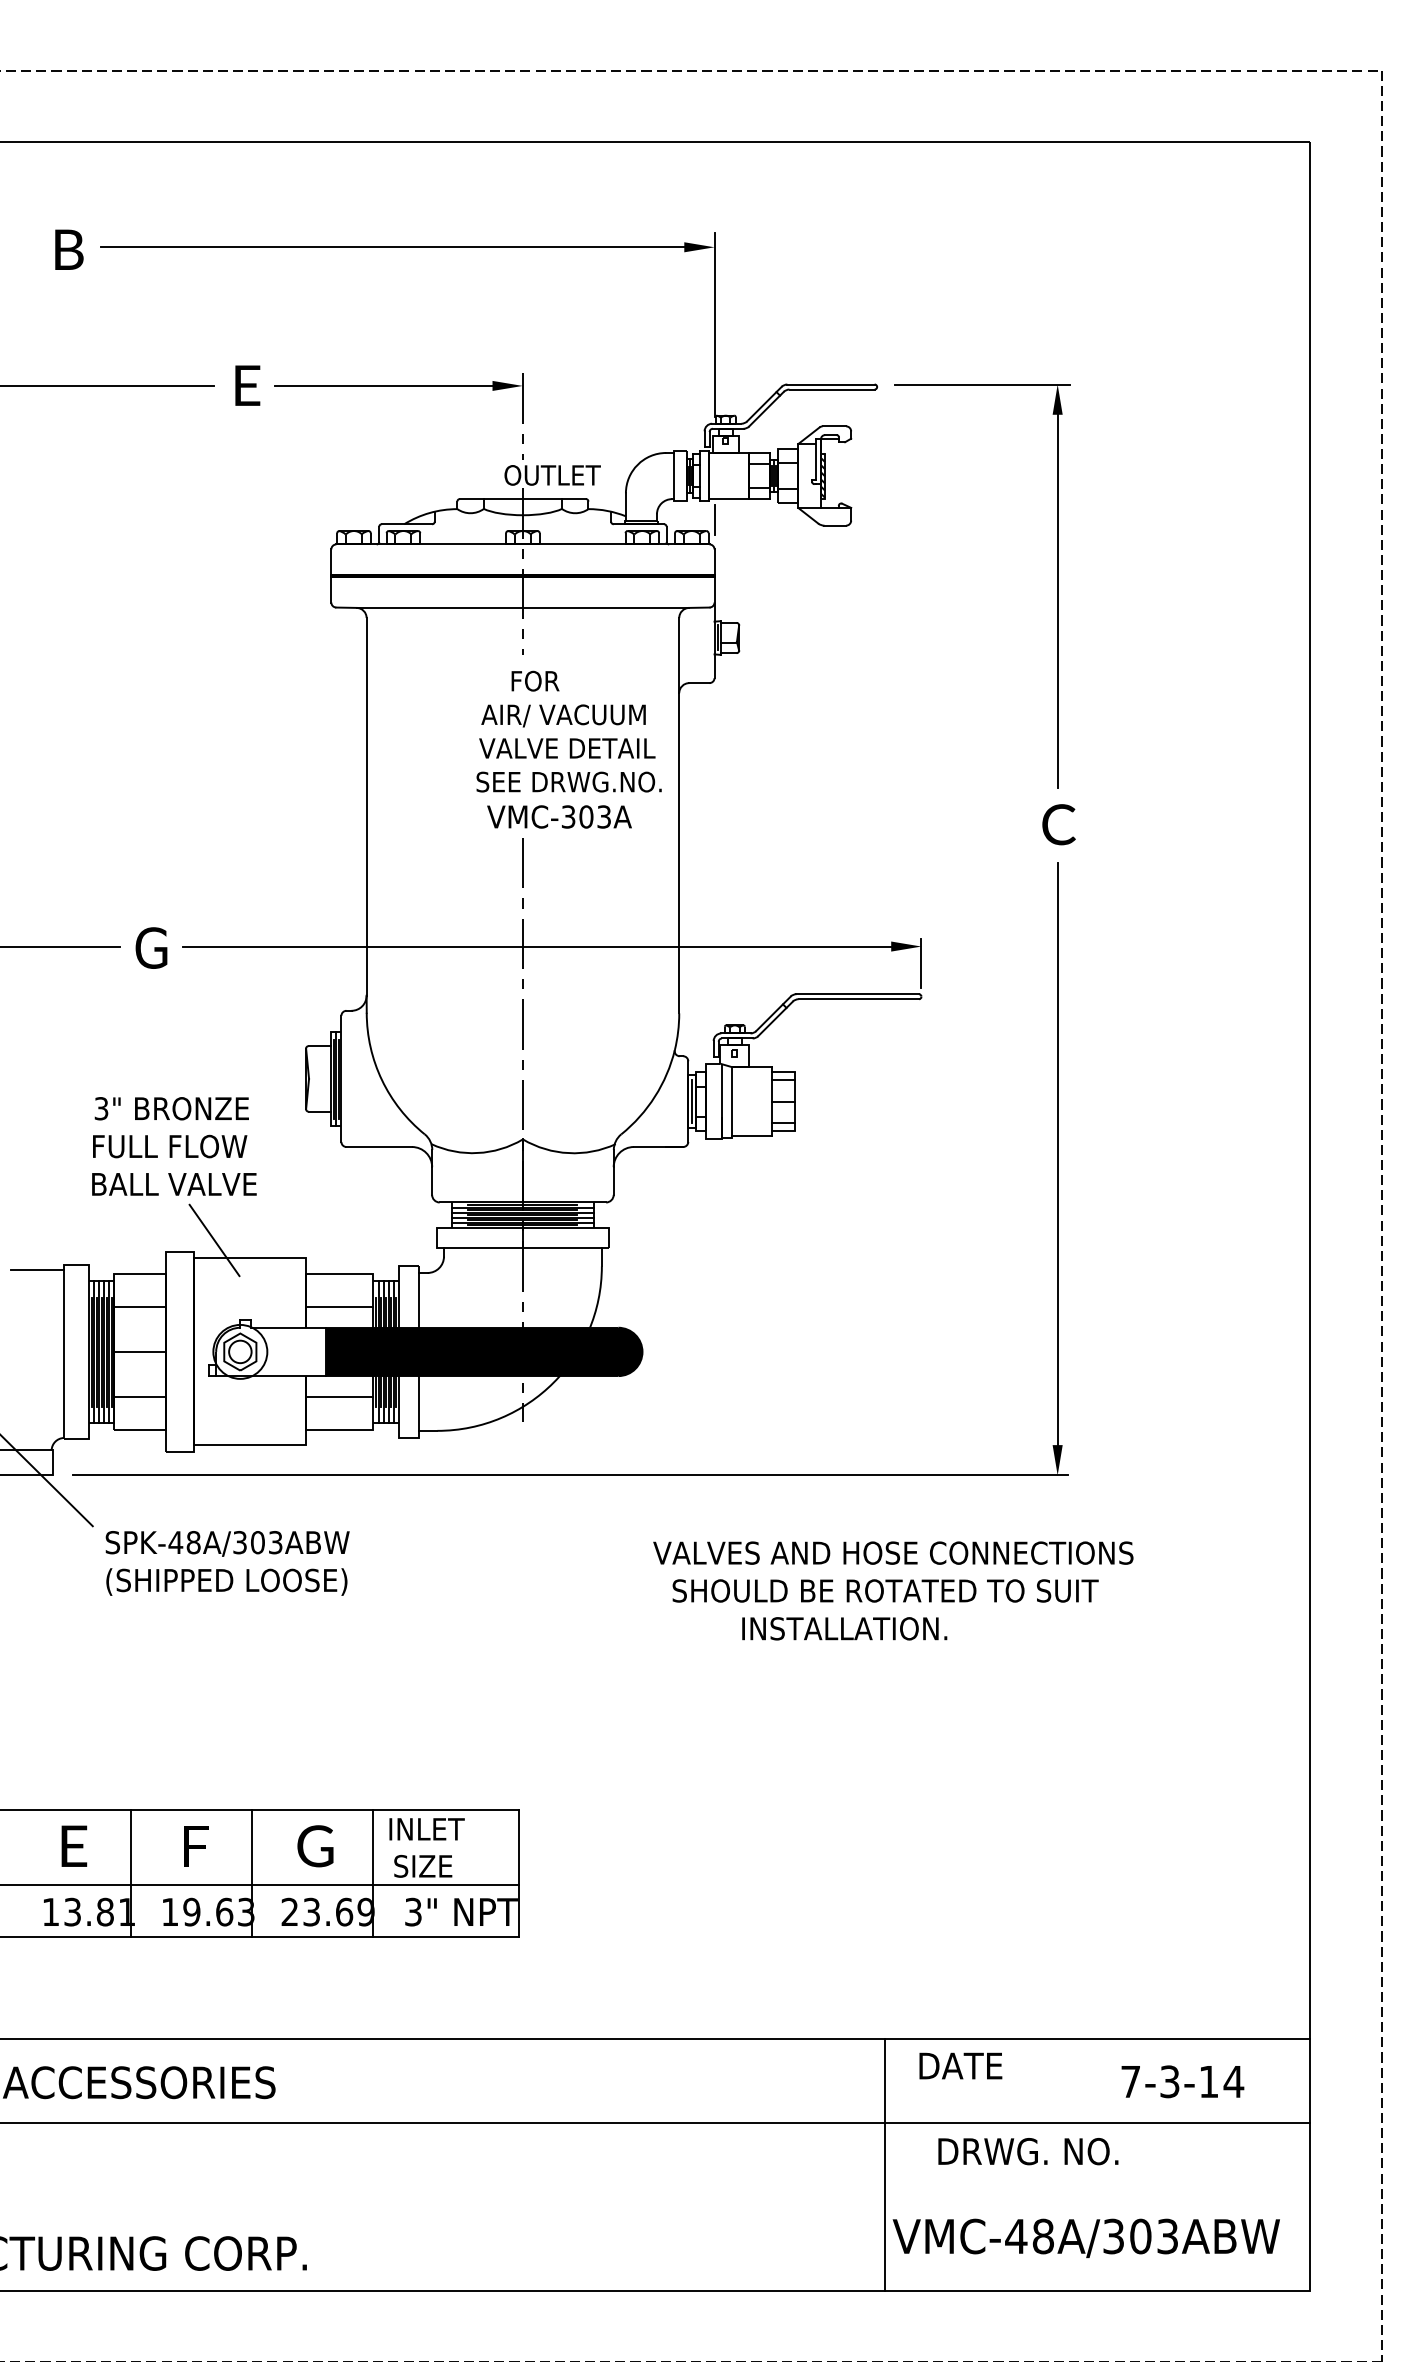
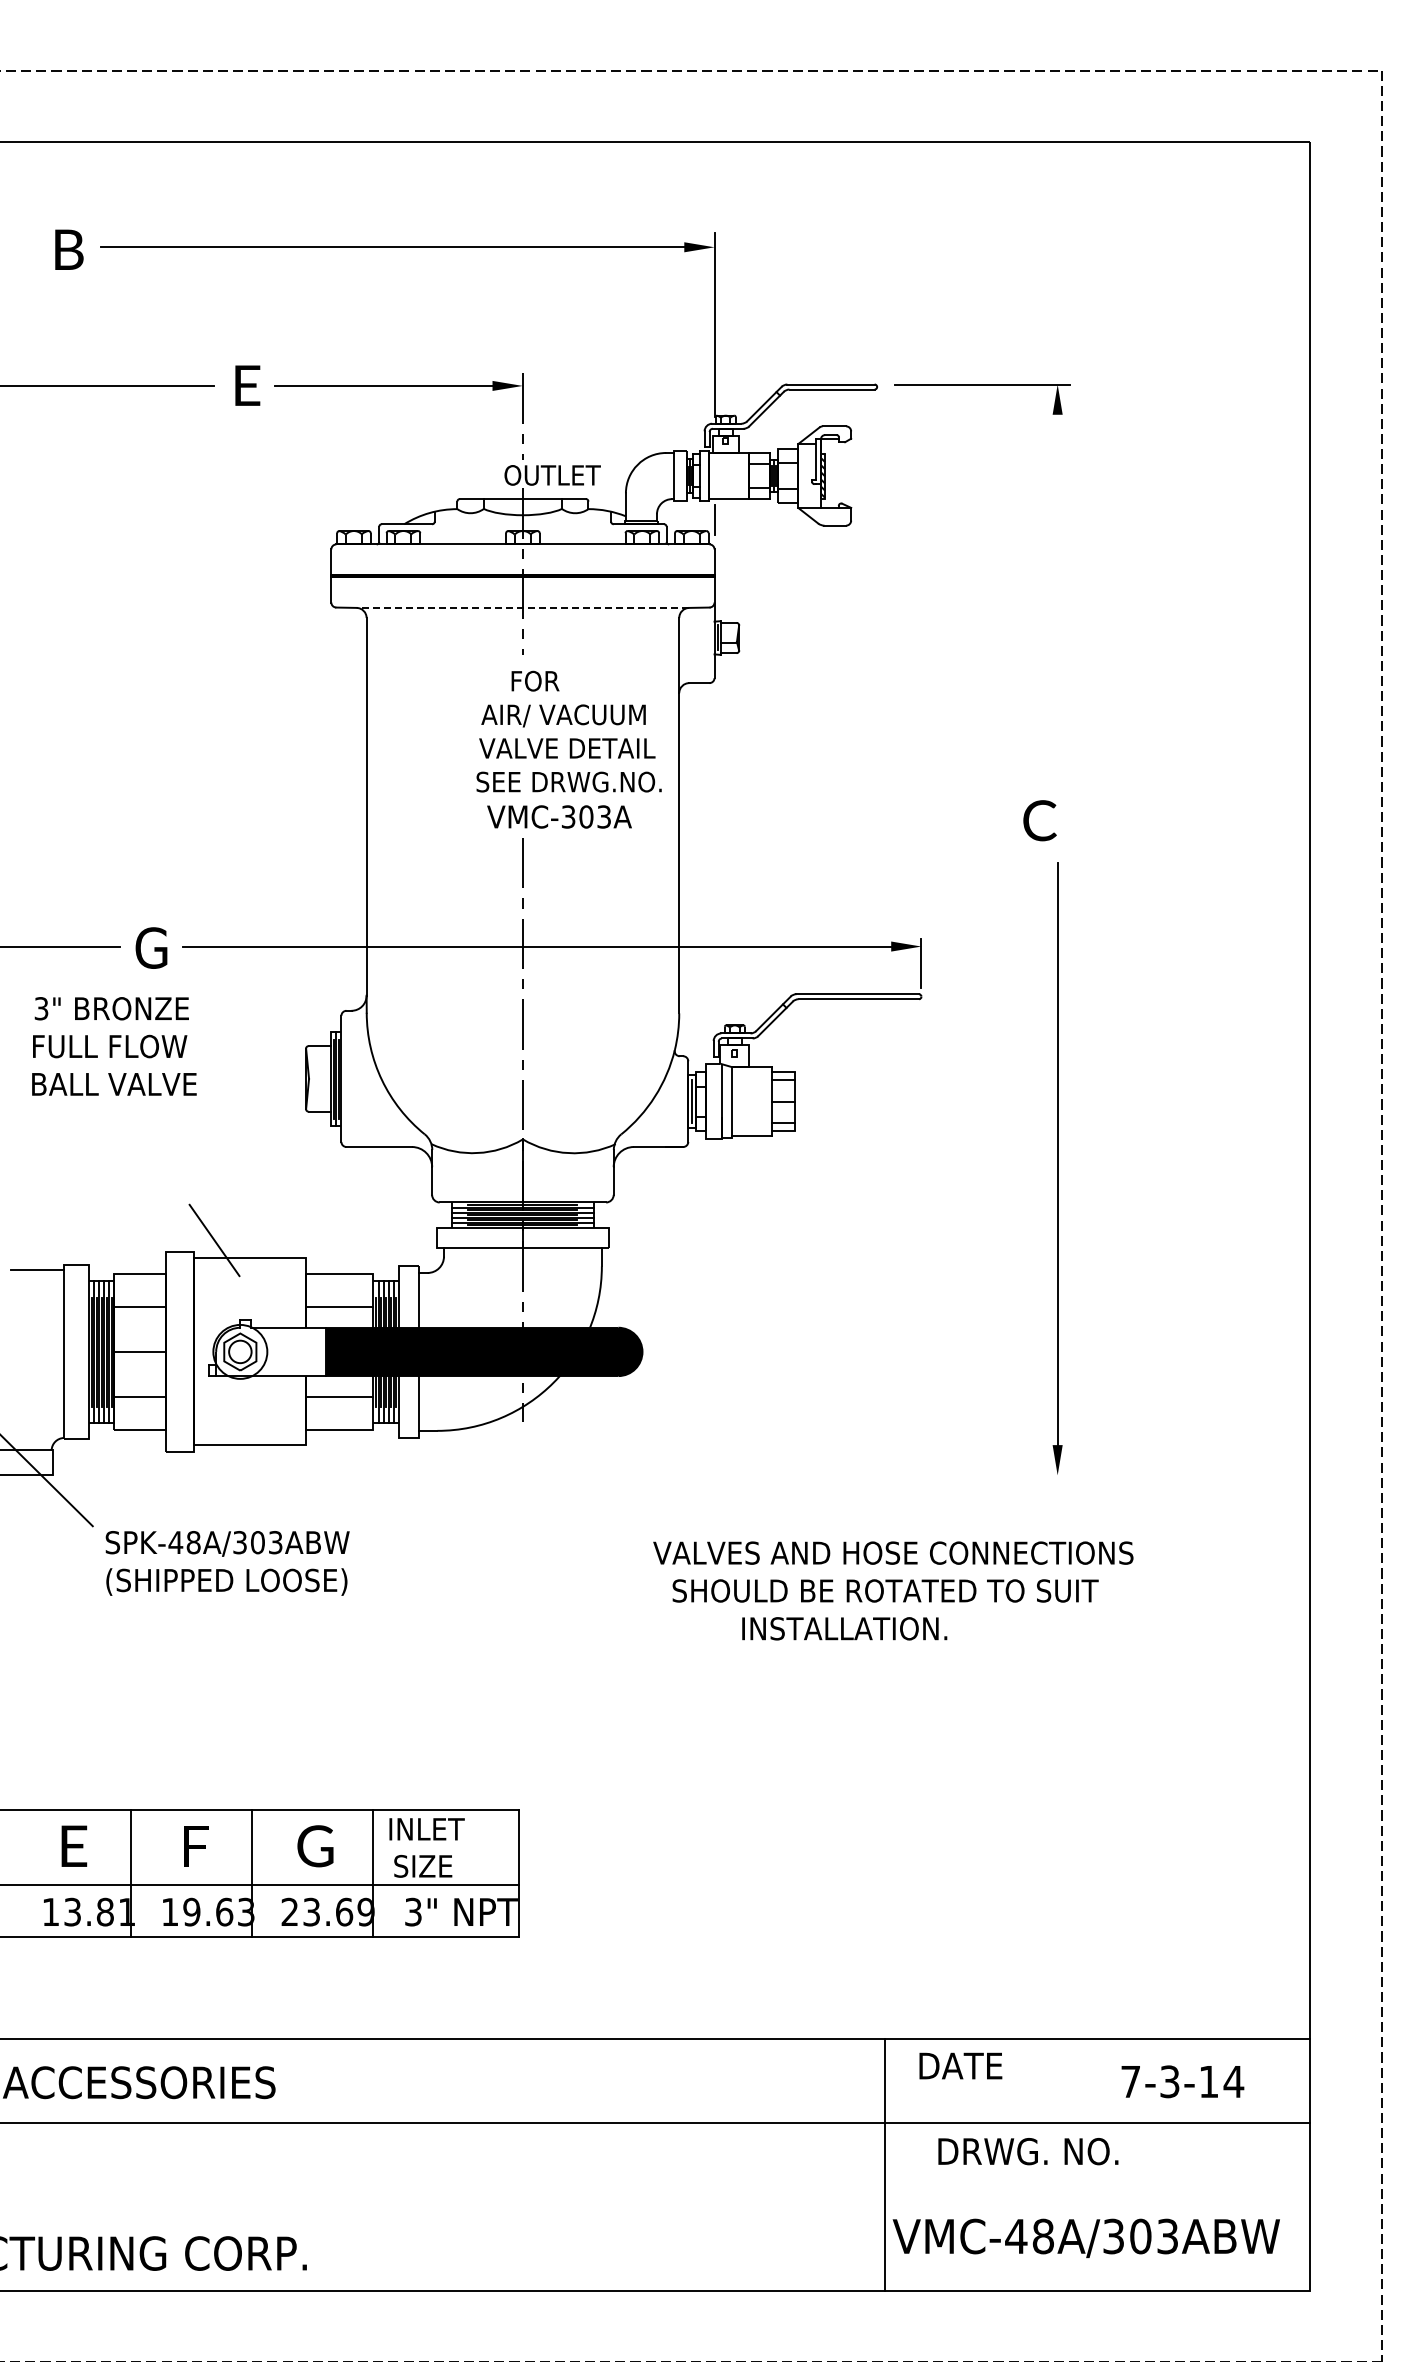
line: present -> none (1057, 600)
line: solid -> dashed (522, 607)
text position: (1058, 824) -> (1039, 820) (1039, 820)
text position: (174, 1146) -> (114, 1046) (114, 1046)
line: present -> none (569, 1475)
